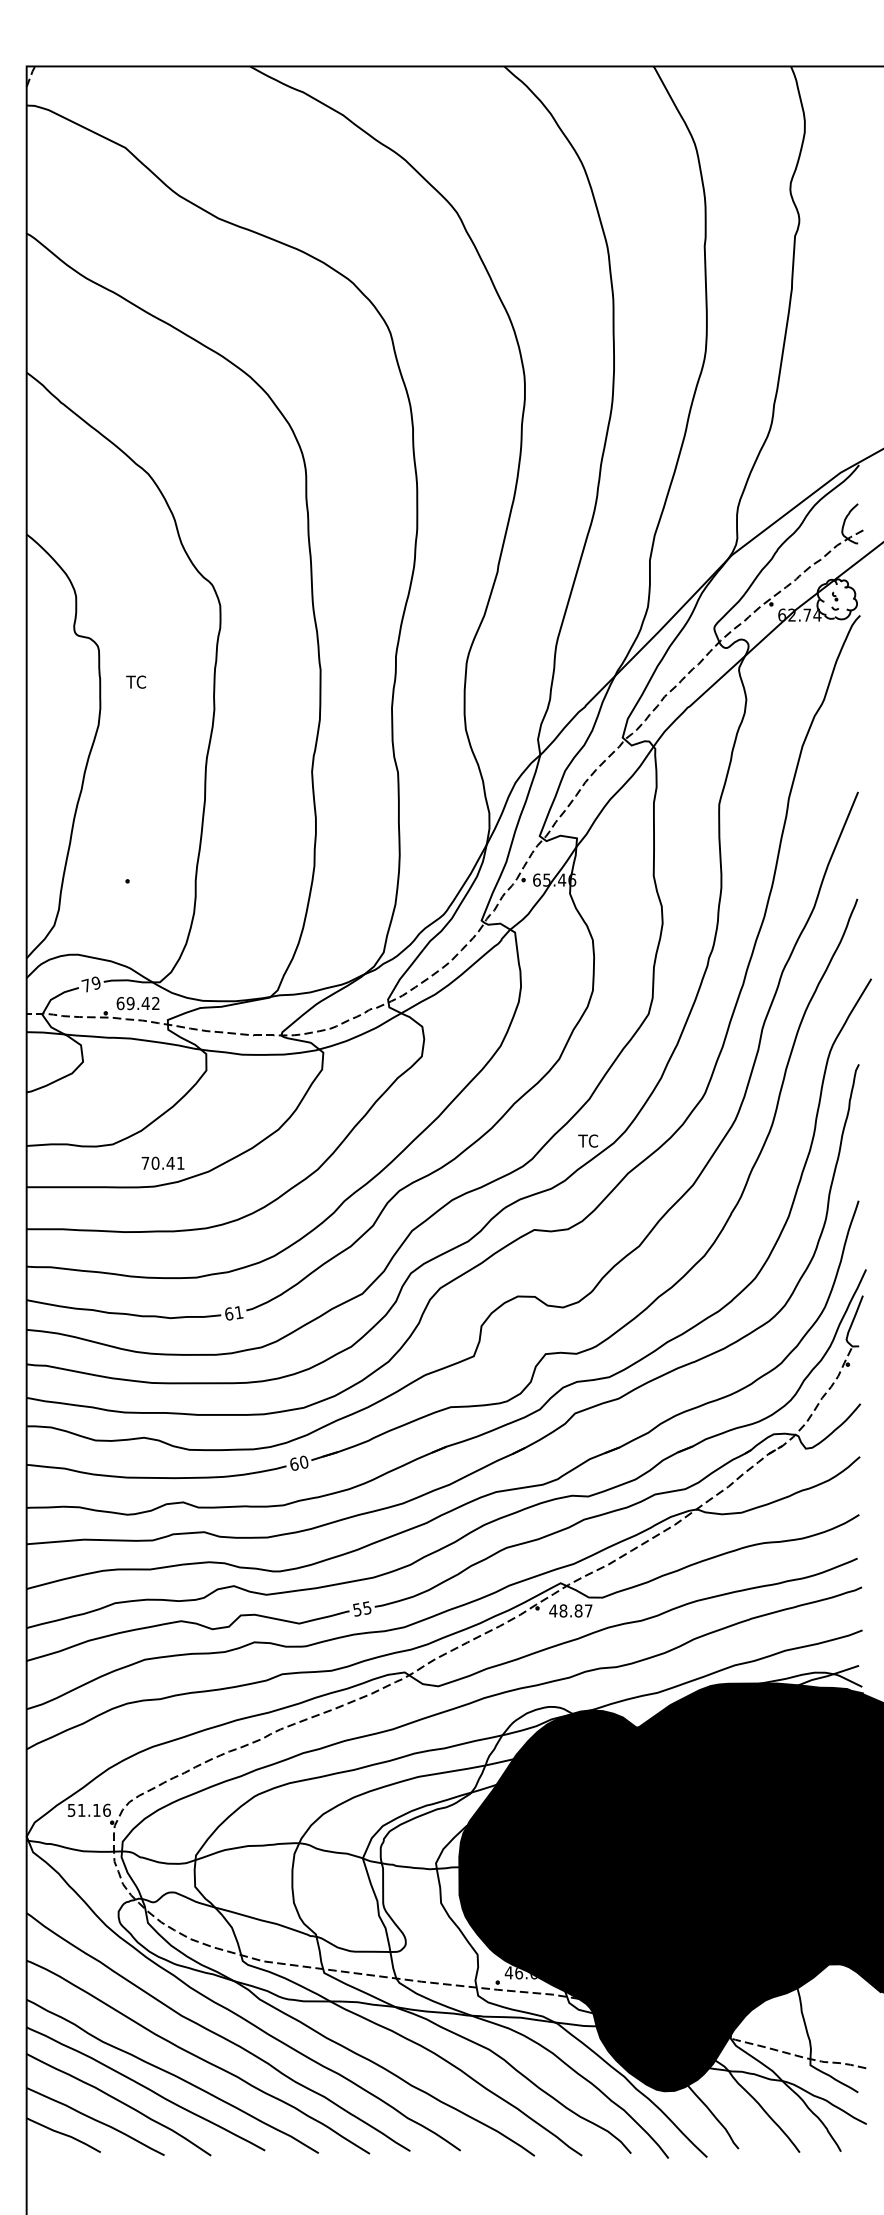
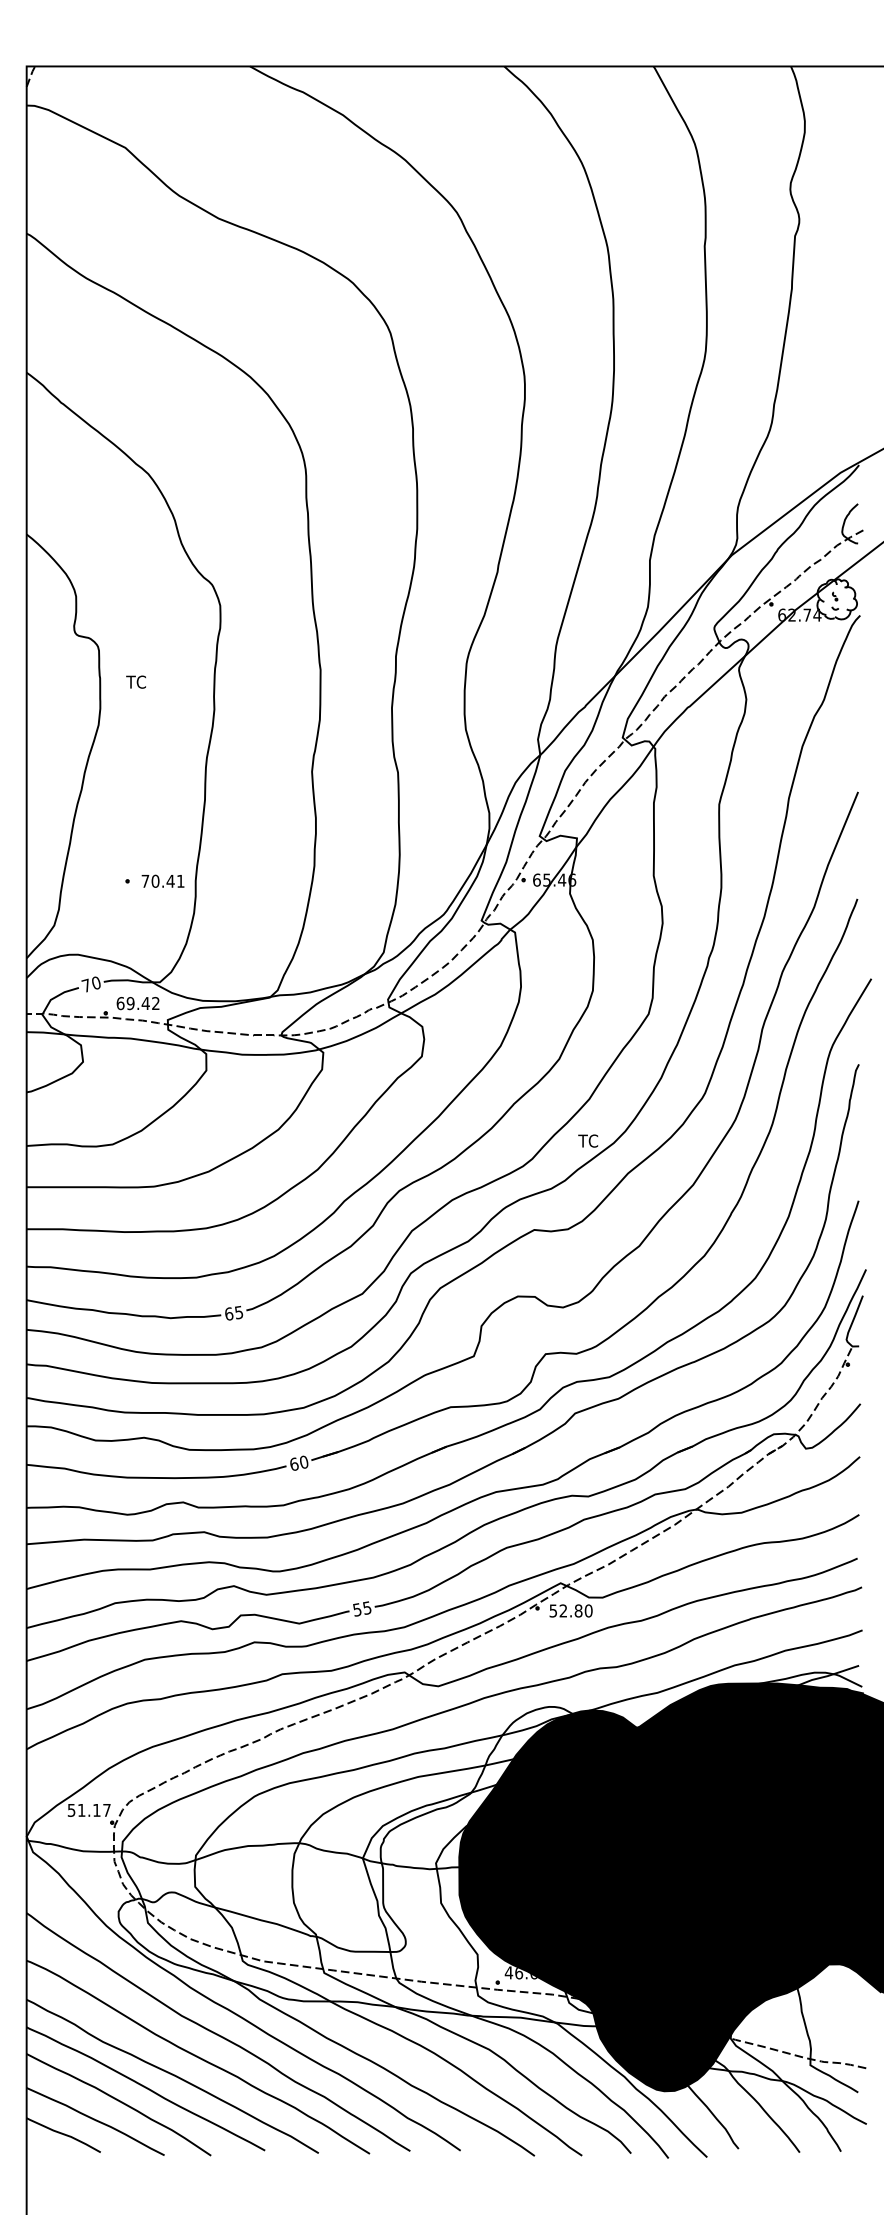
text: 79 -> 70 (95, 983)
text position: (162, 1162) -> (162, 880) (162, 880)
text: 61 -> 65 (239, 1312)
text: 48.87 -> 52.80 (570, 1610)
text: 51.16 -> 51.17 (106, 1809)
